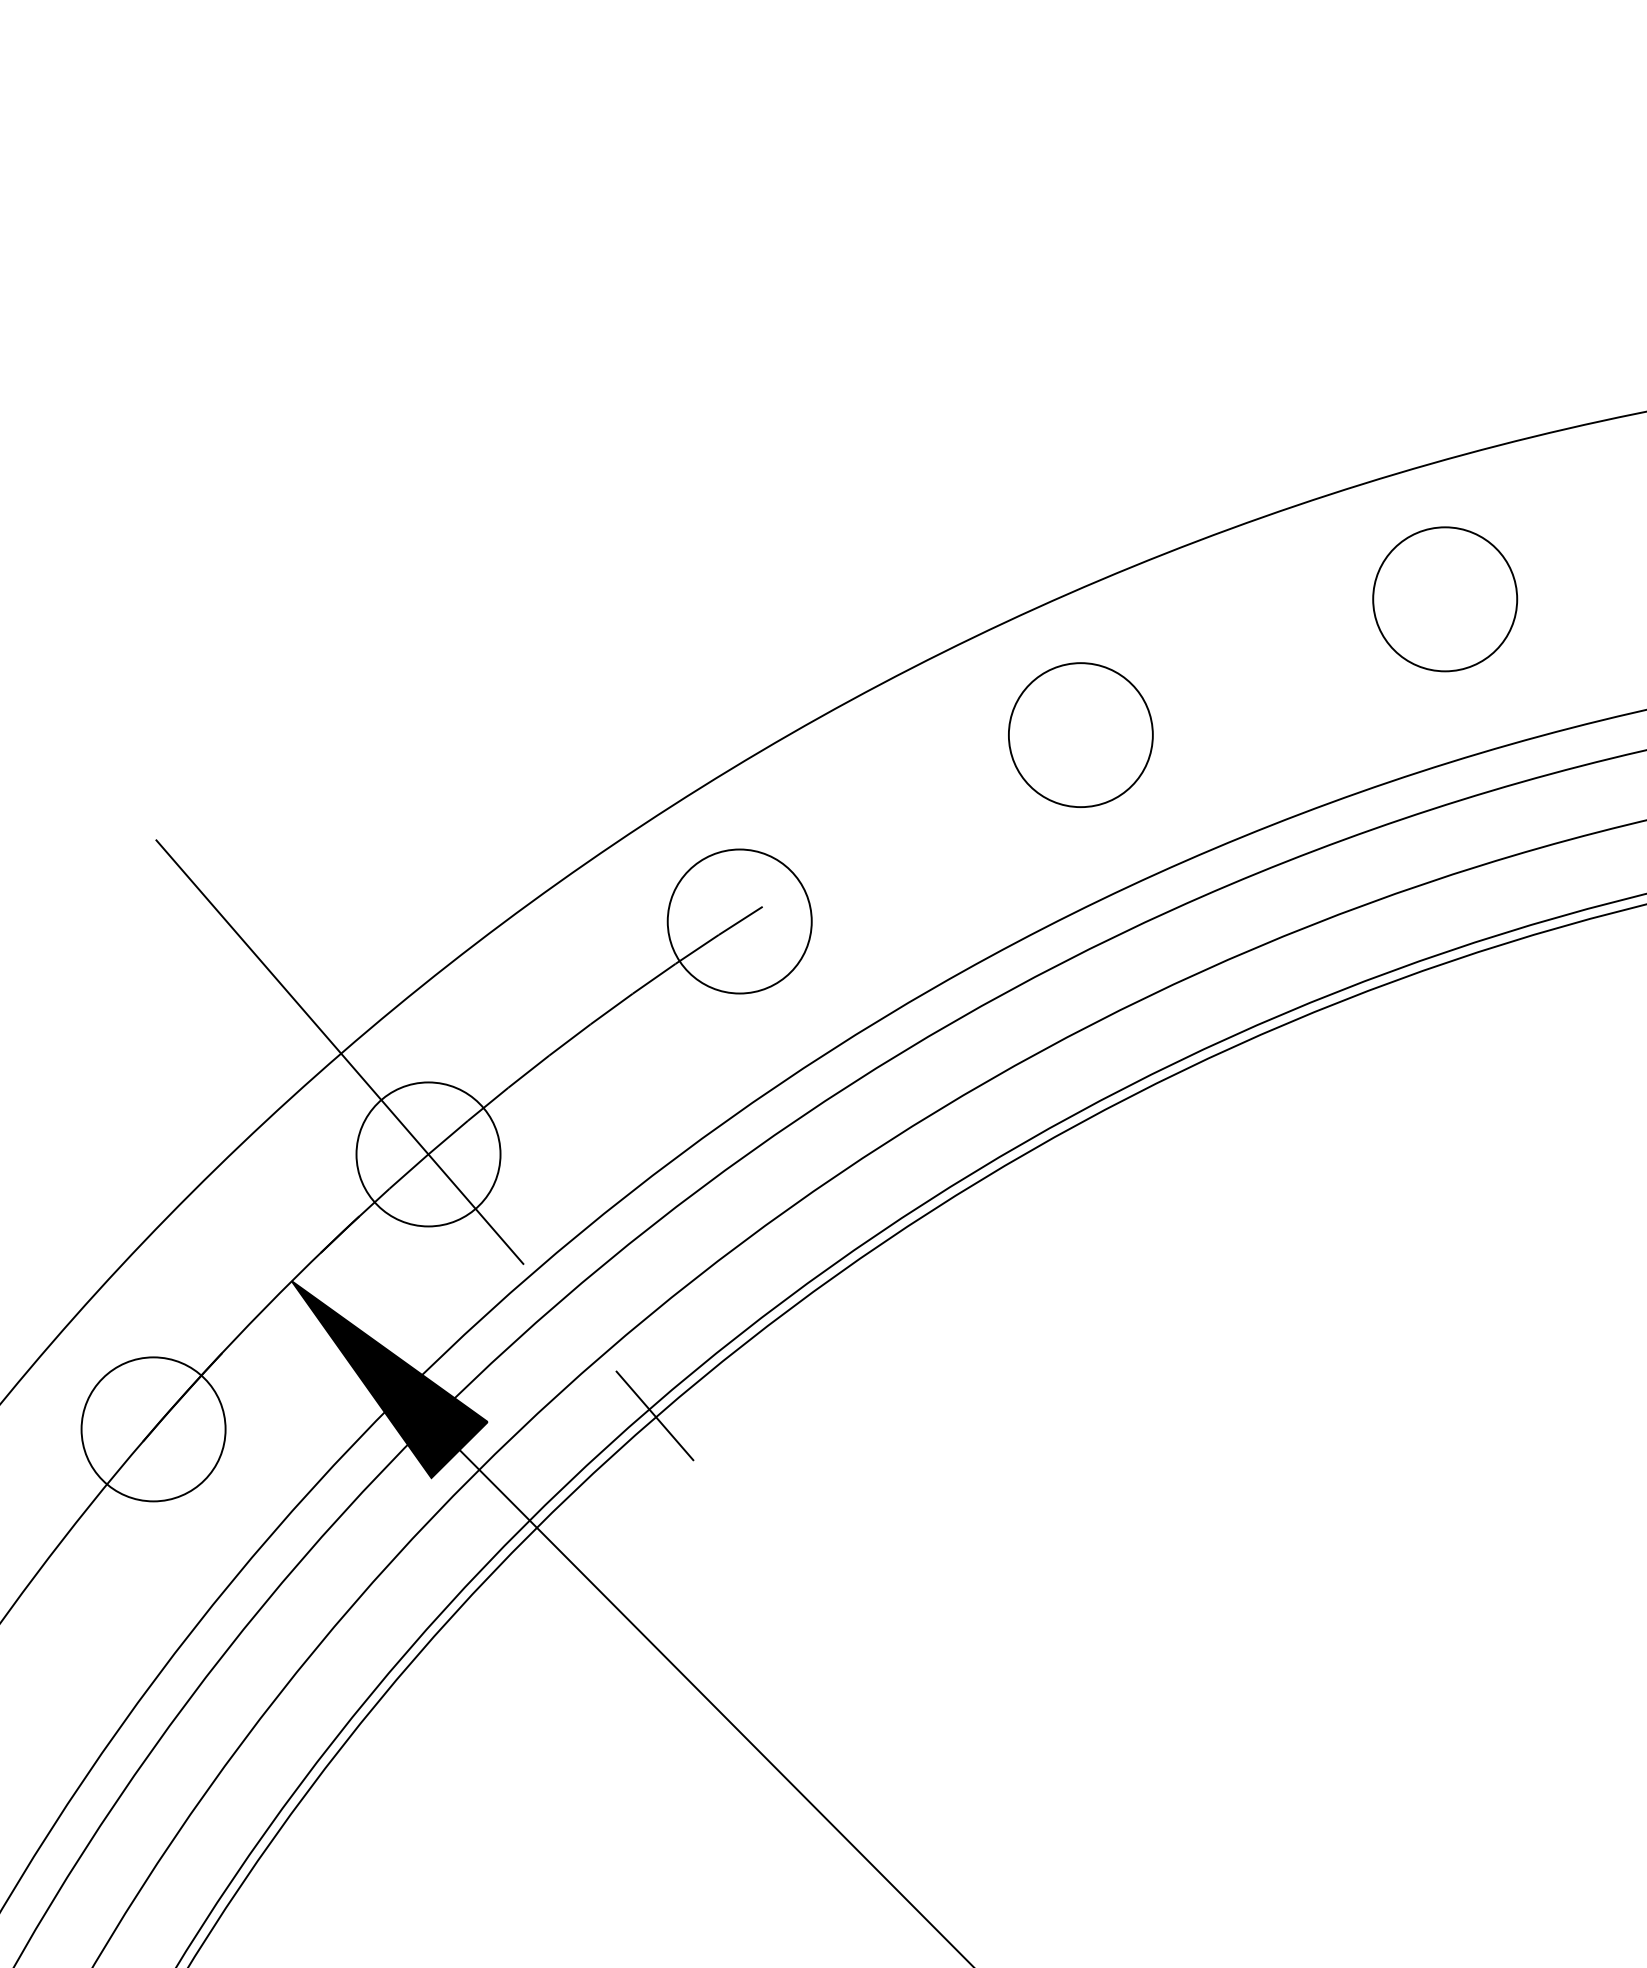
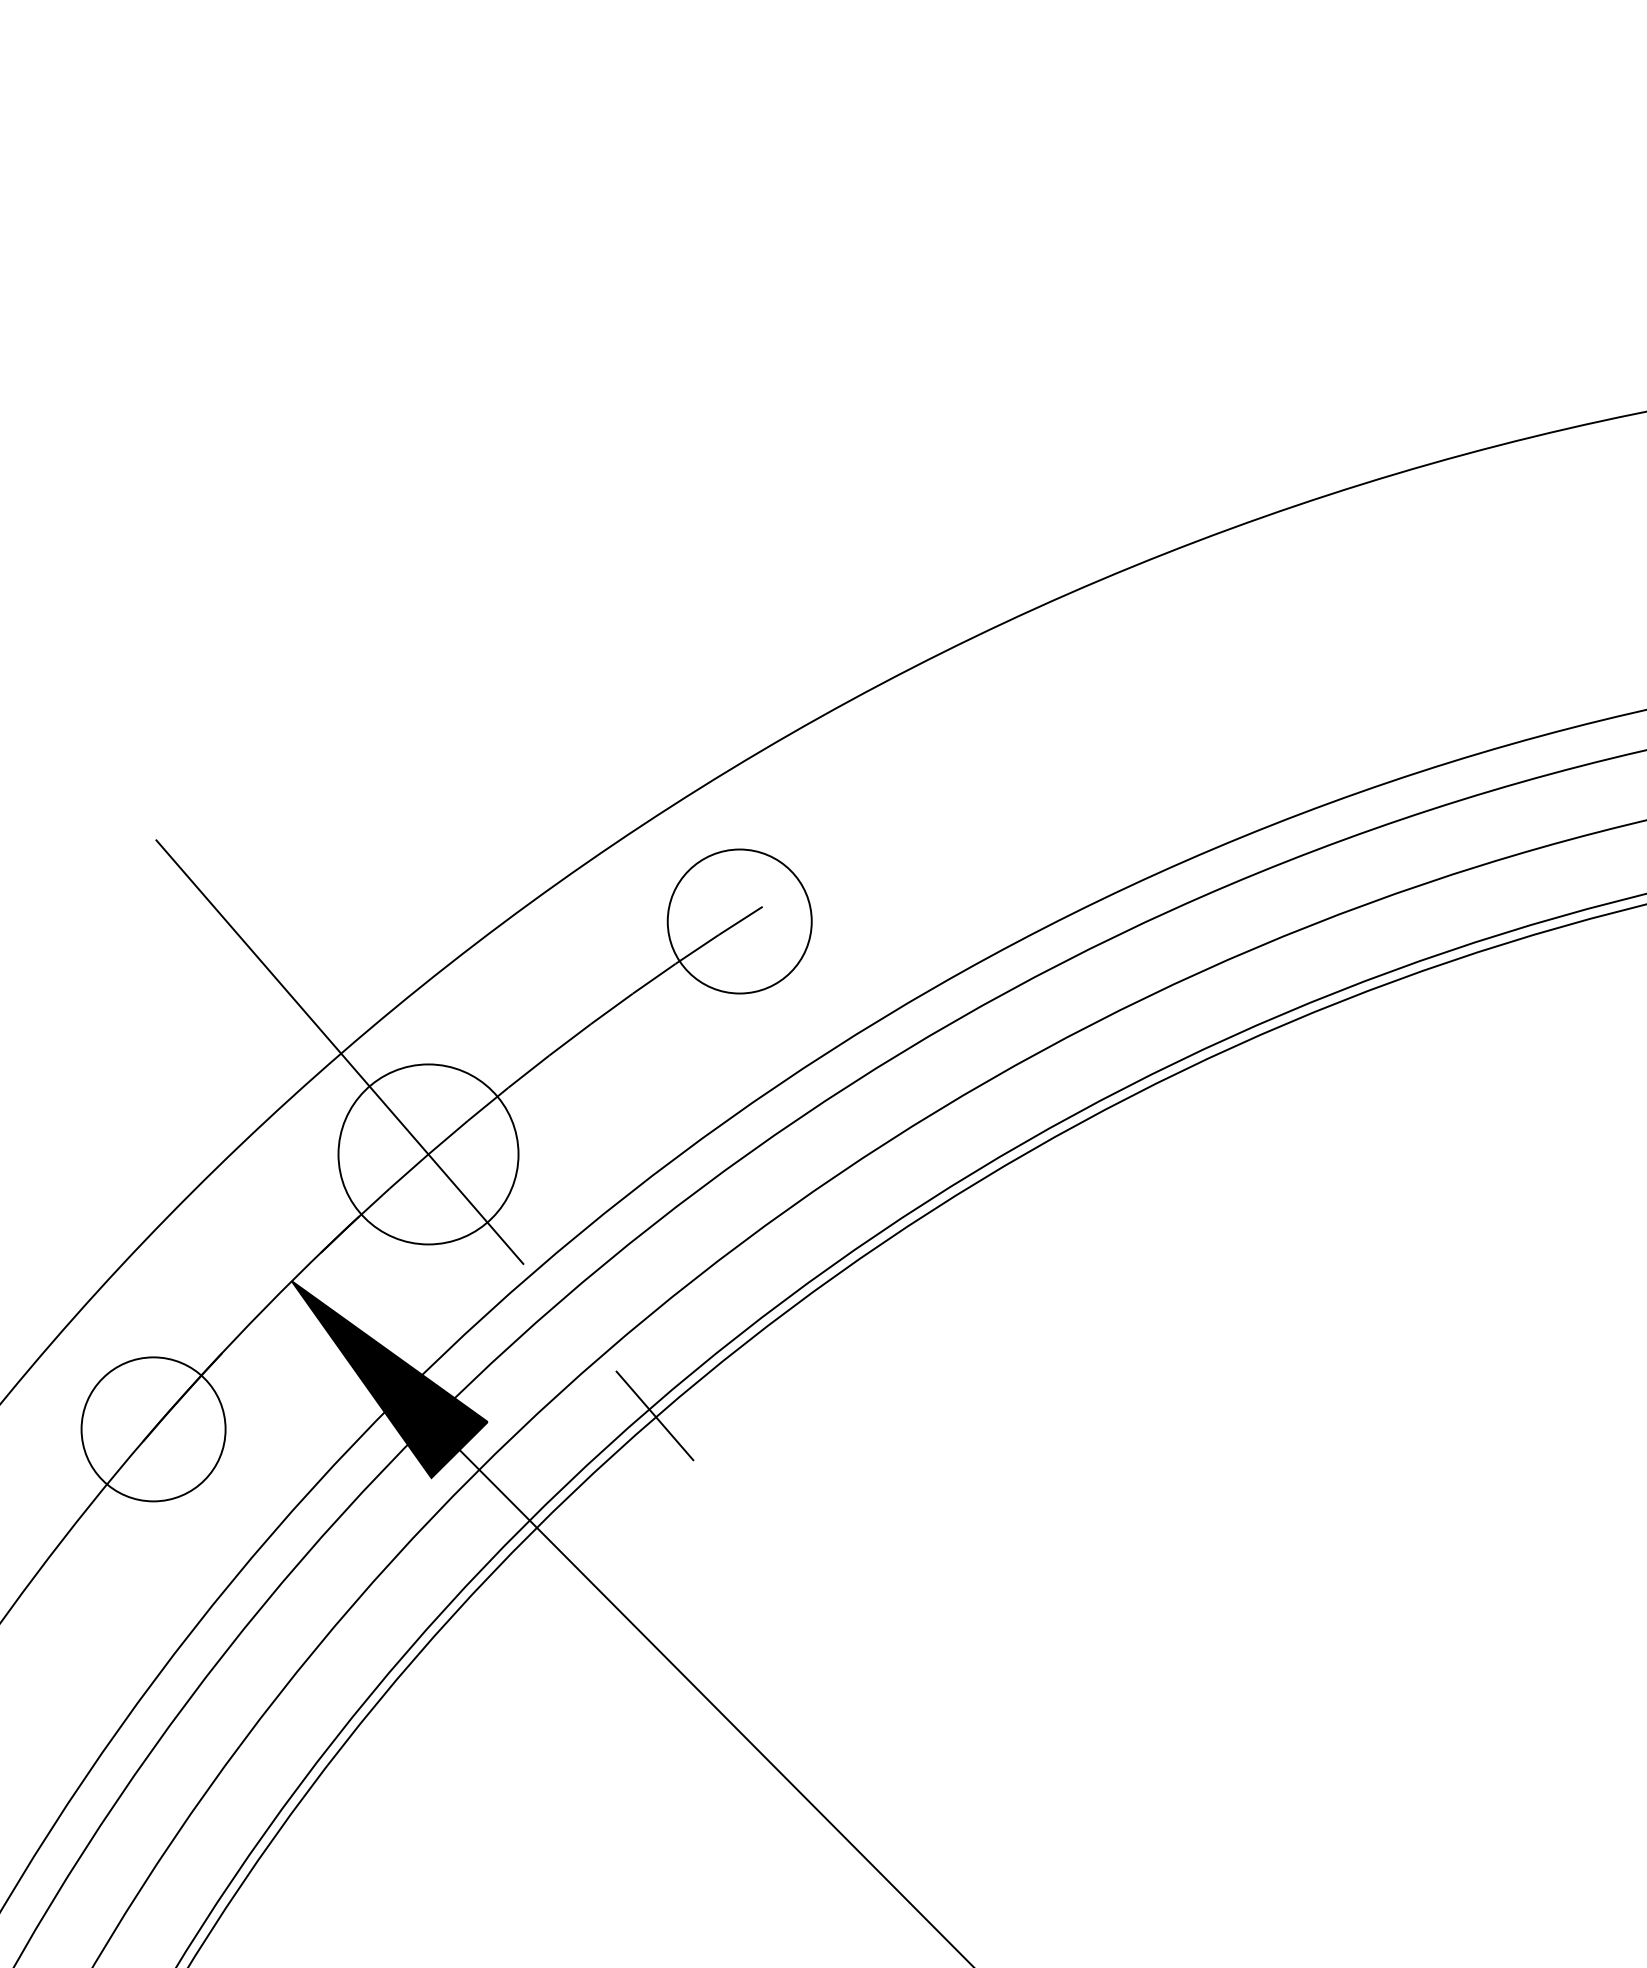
circle: present -> none (1445, 599)
circle: present -> none (1080, 734)
circle diameter: 144 px -> 180 px (428, 1154)
